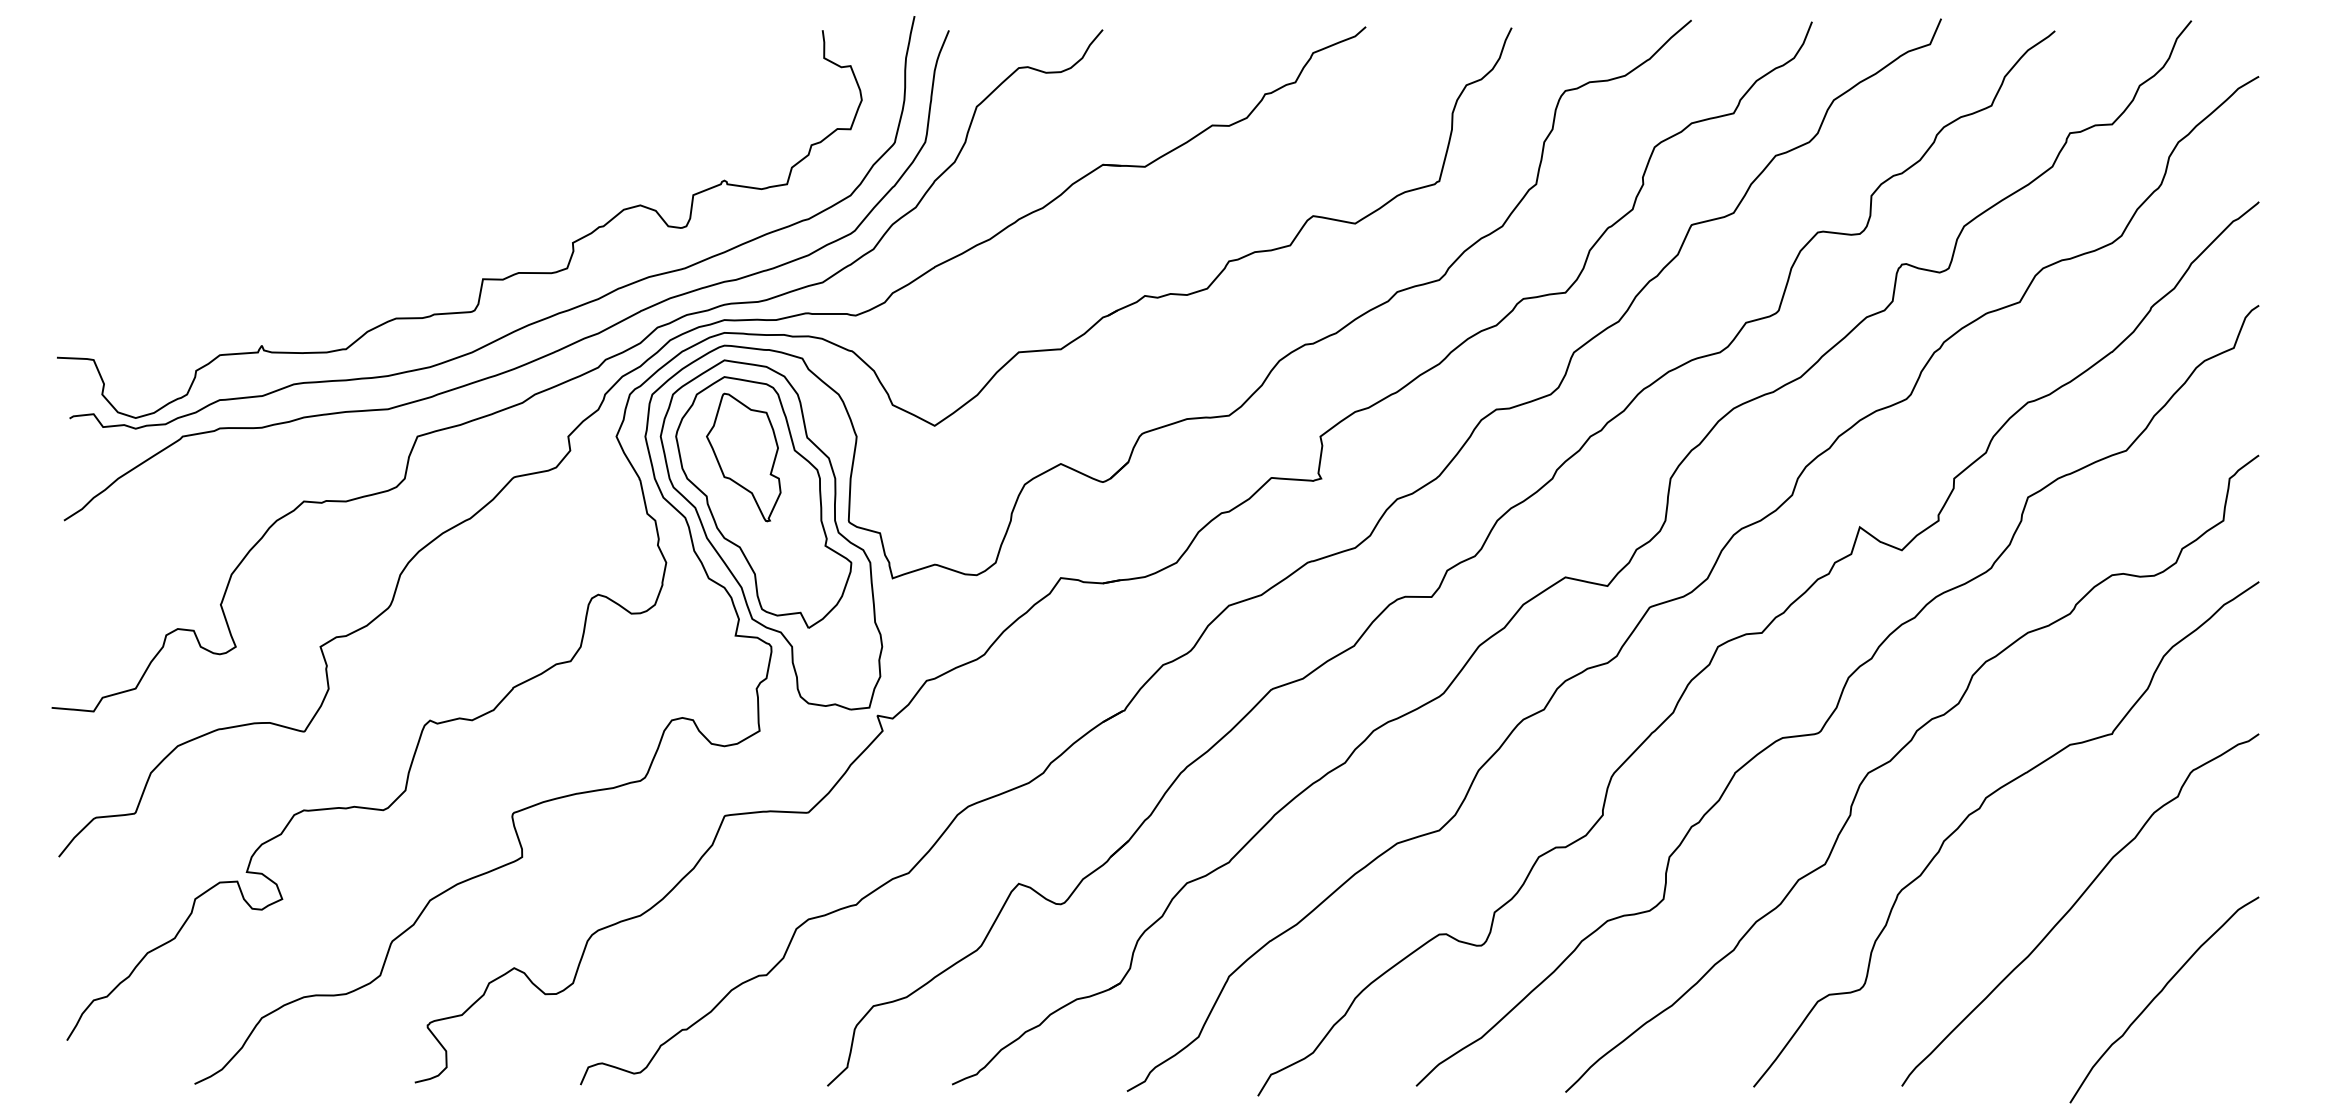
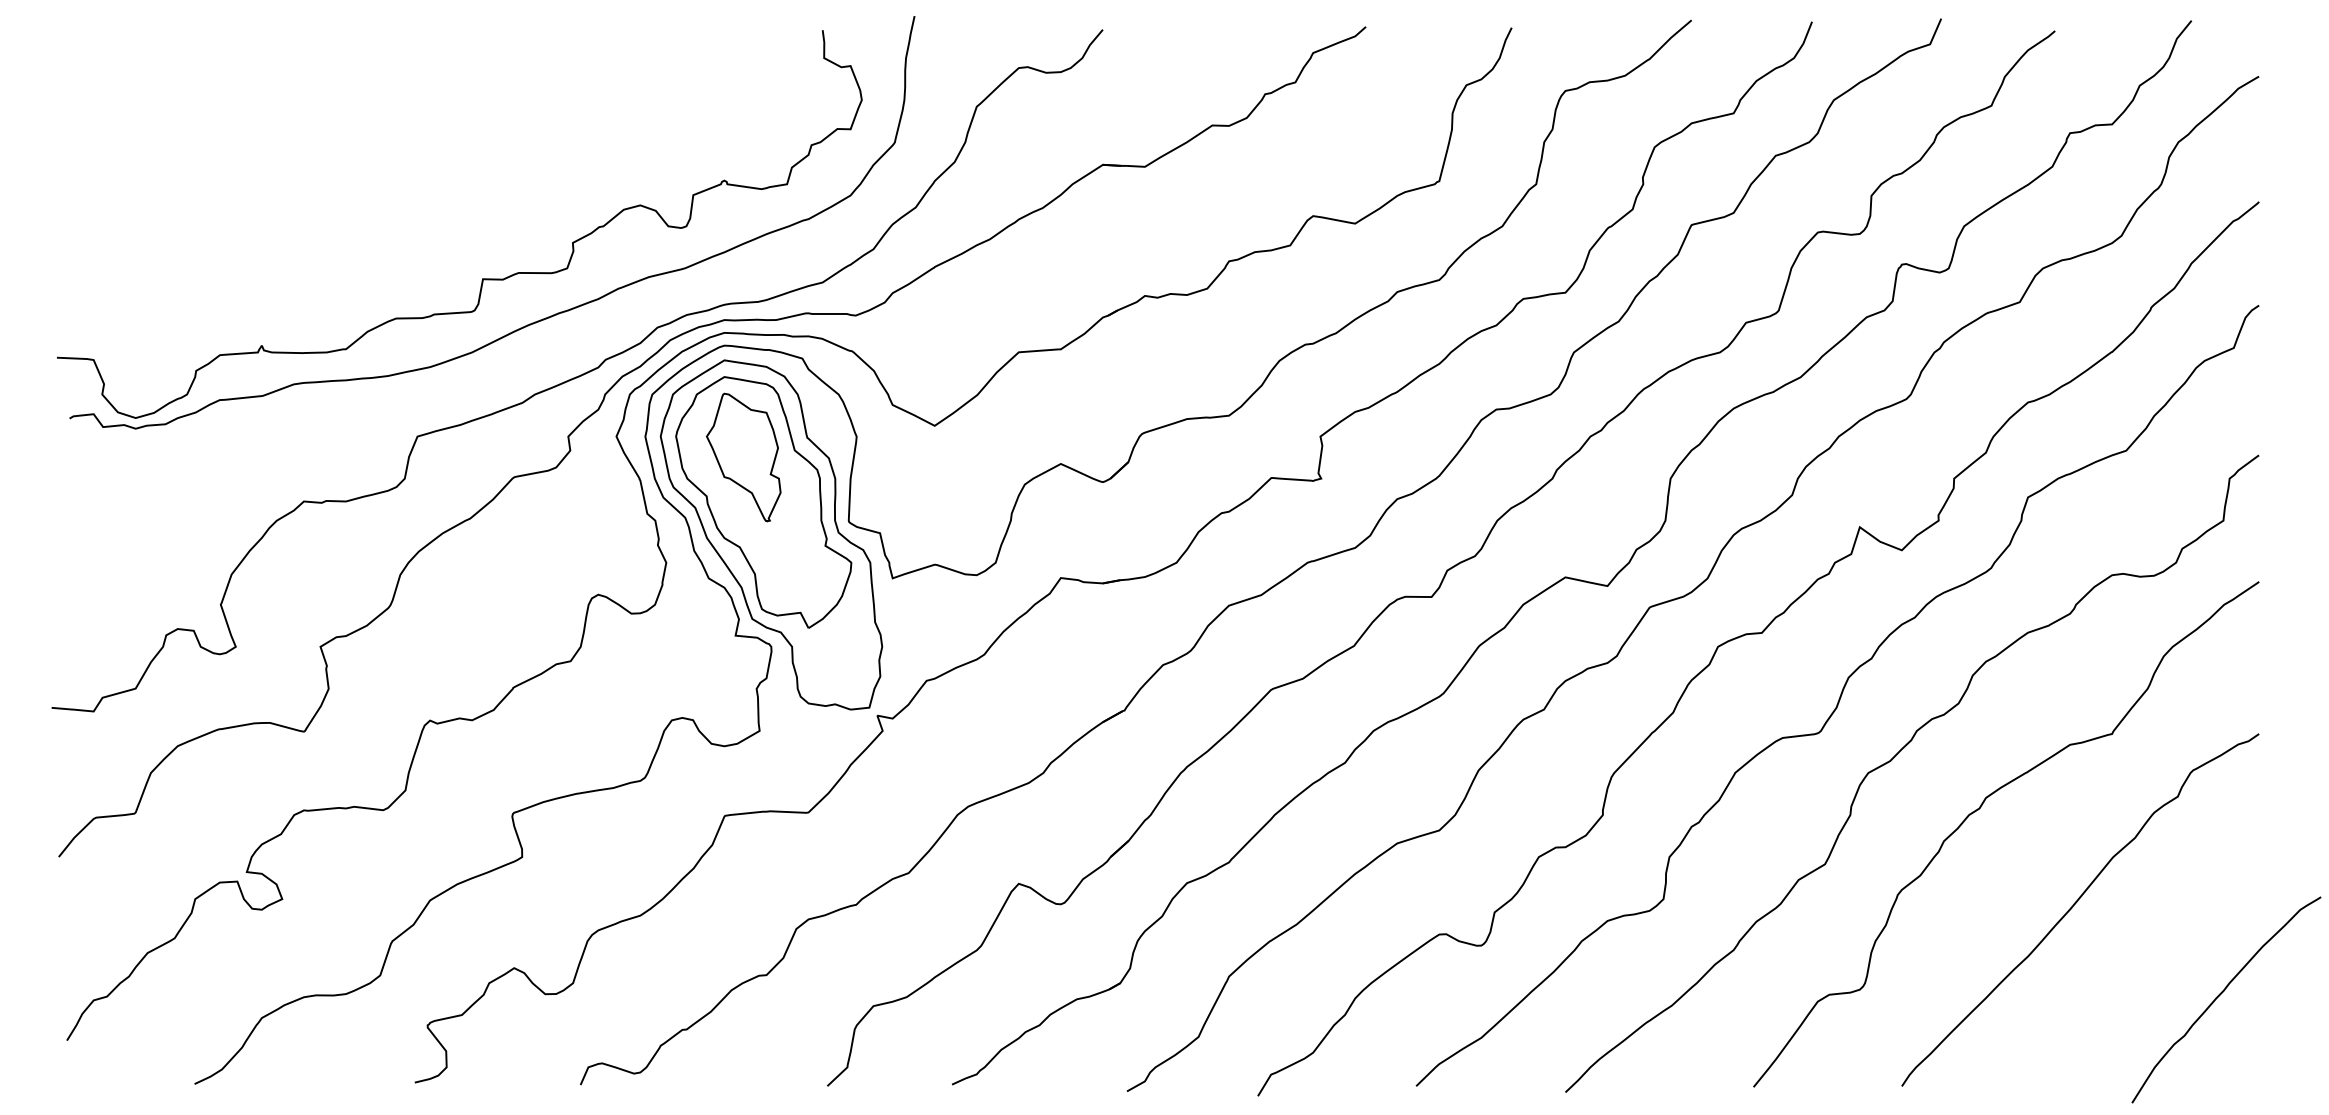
curve: present -> none (543, 355)
curve position: (2159, 994) -> (2221, 994) (2221, 994)
